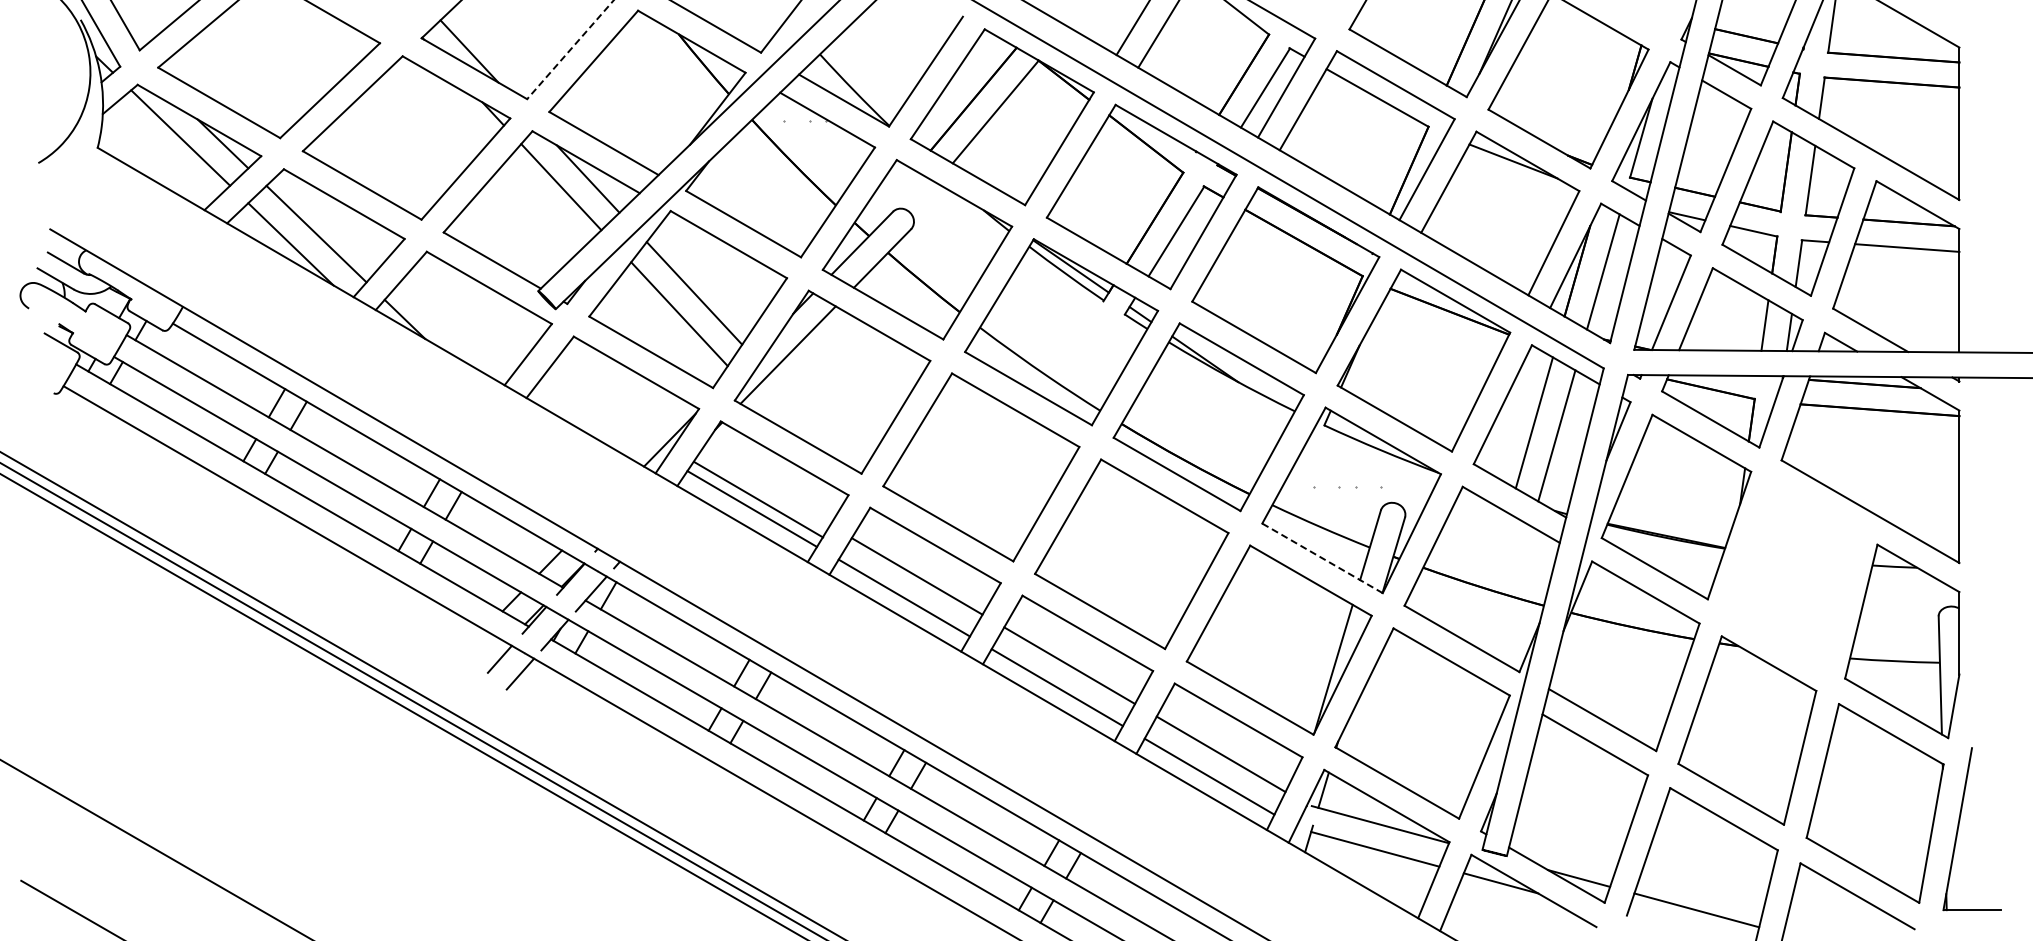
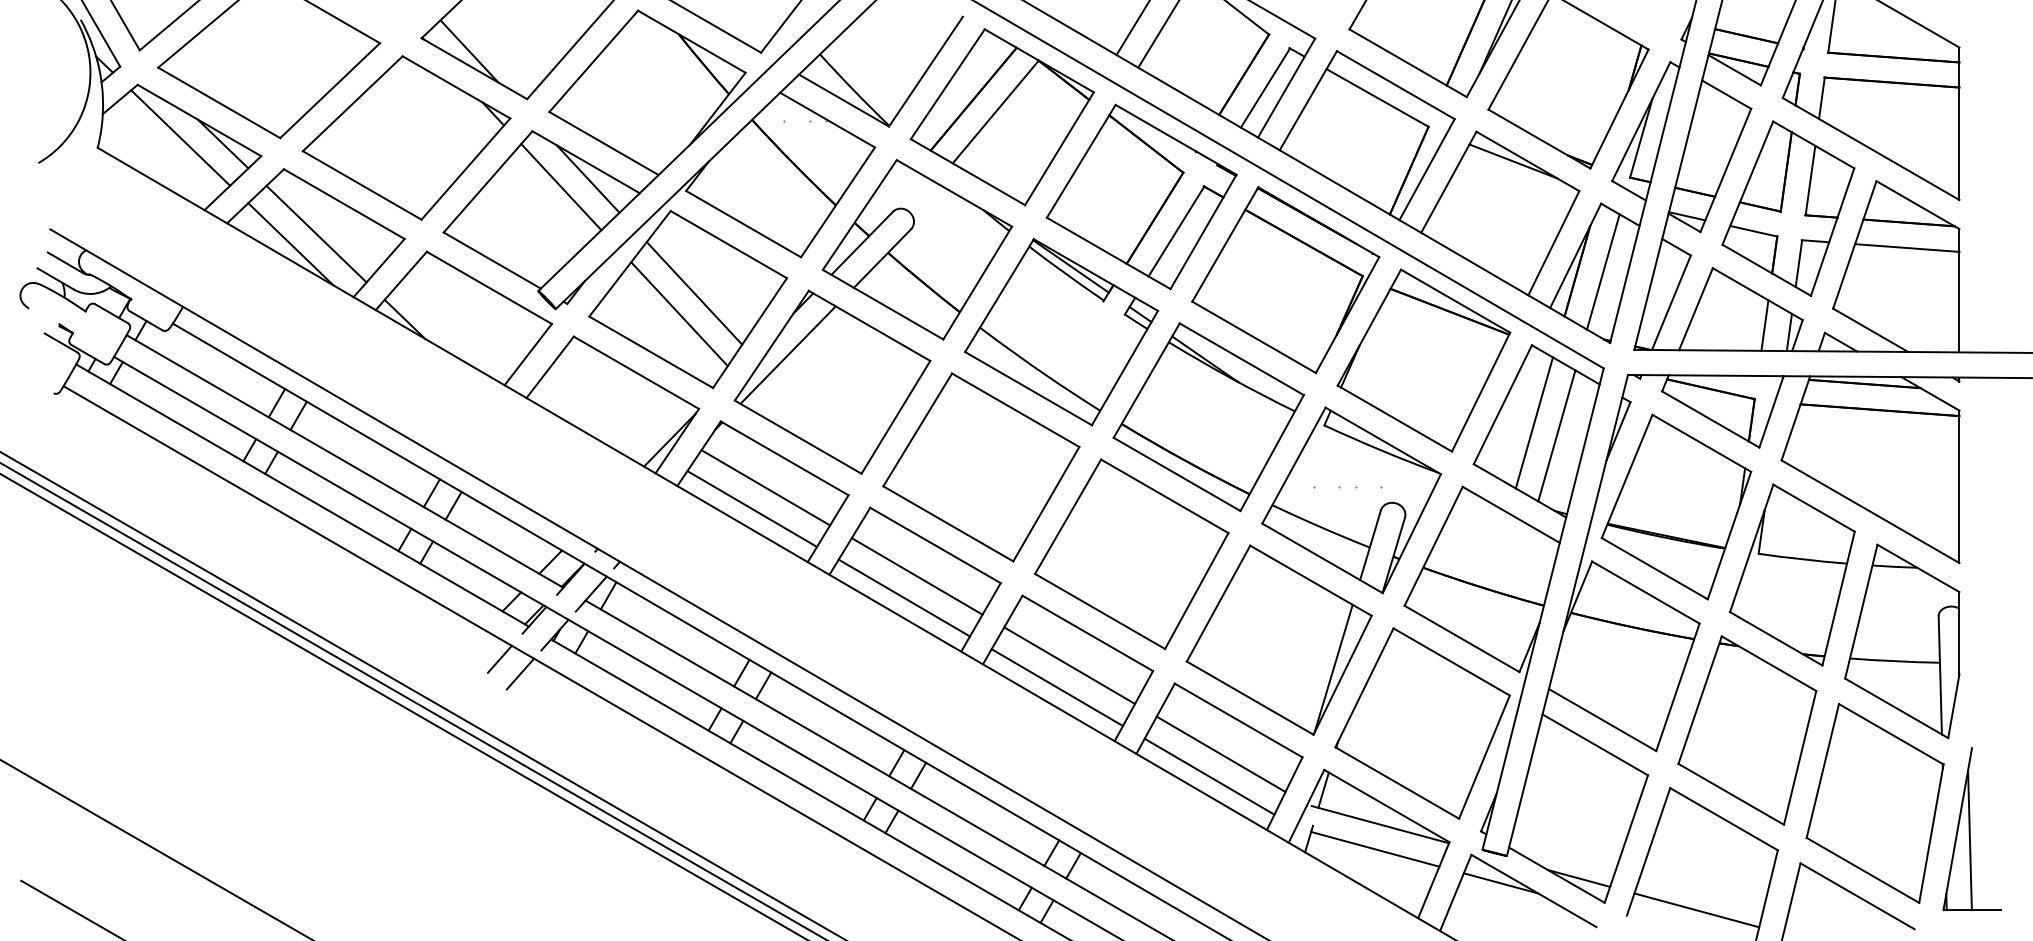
line: dashed -> solid (570, 49)
line position: (758, 499) -> (765, 487) (765, 487)
line: dashed -> solid (1322, 558)
part: none -> present (1792, 574)
line: none -> present (1969, 840)
